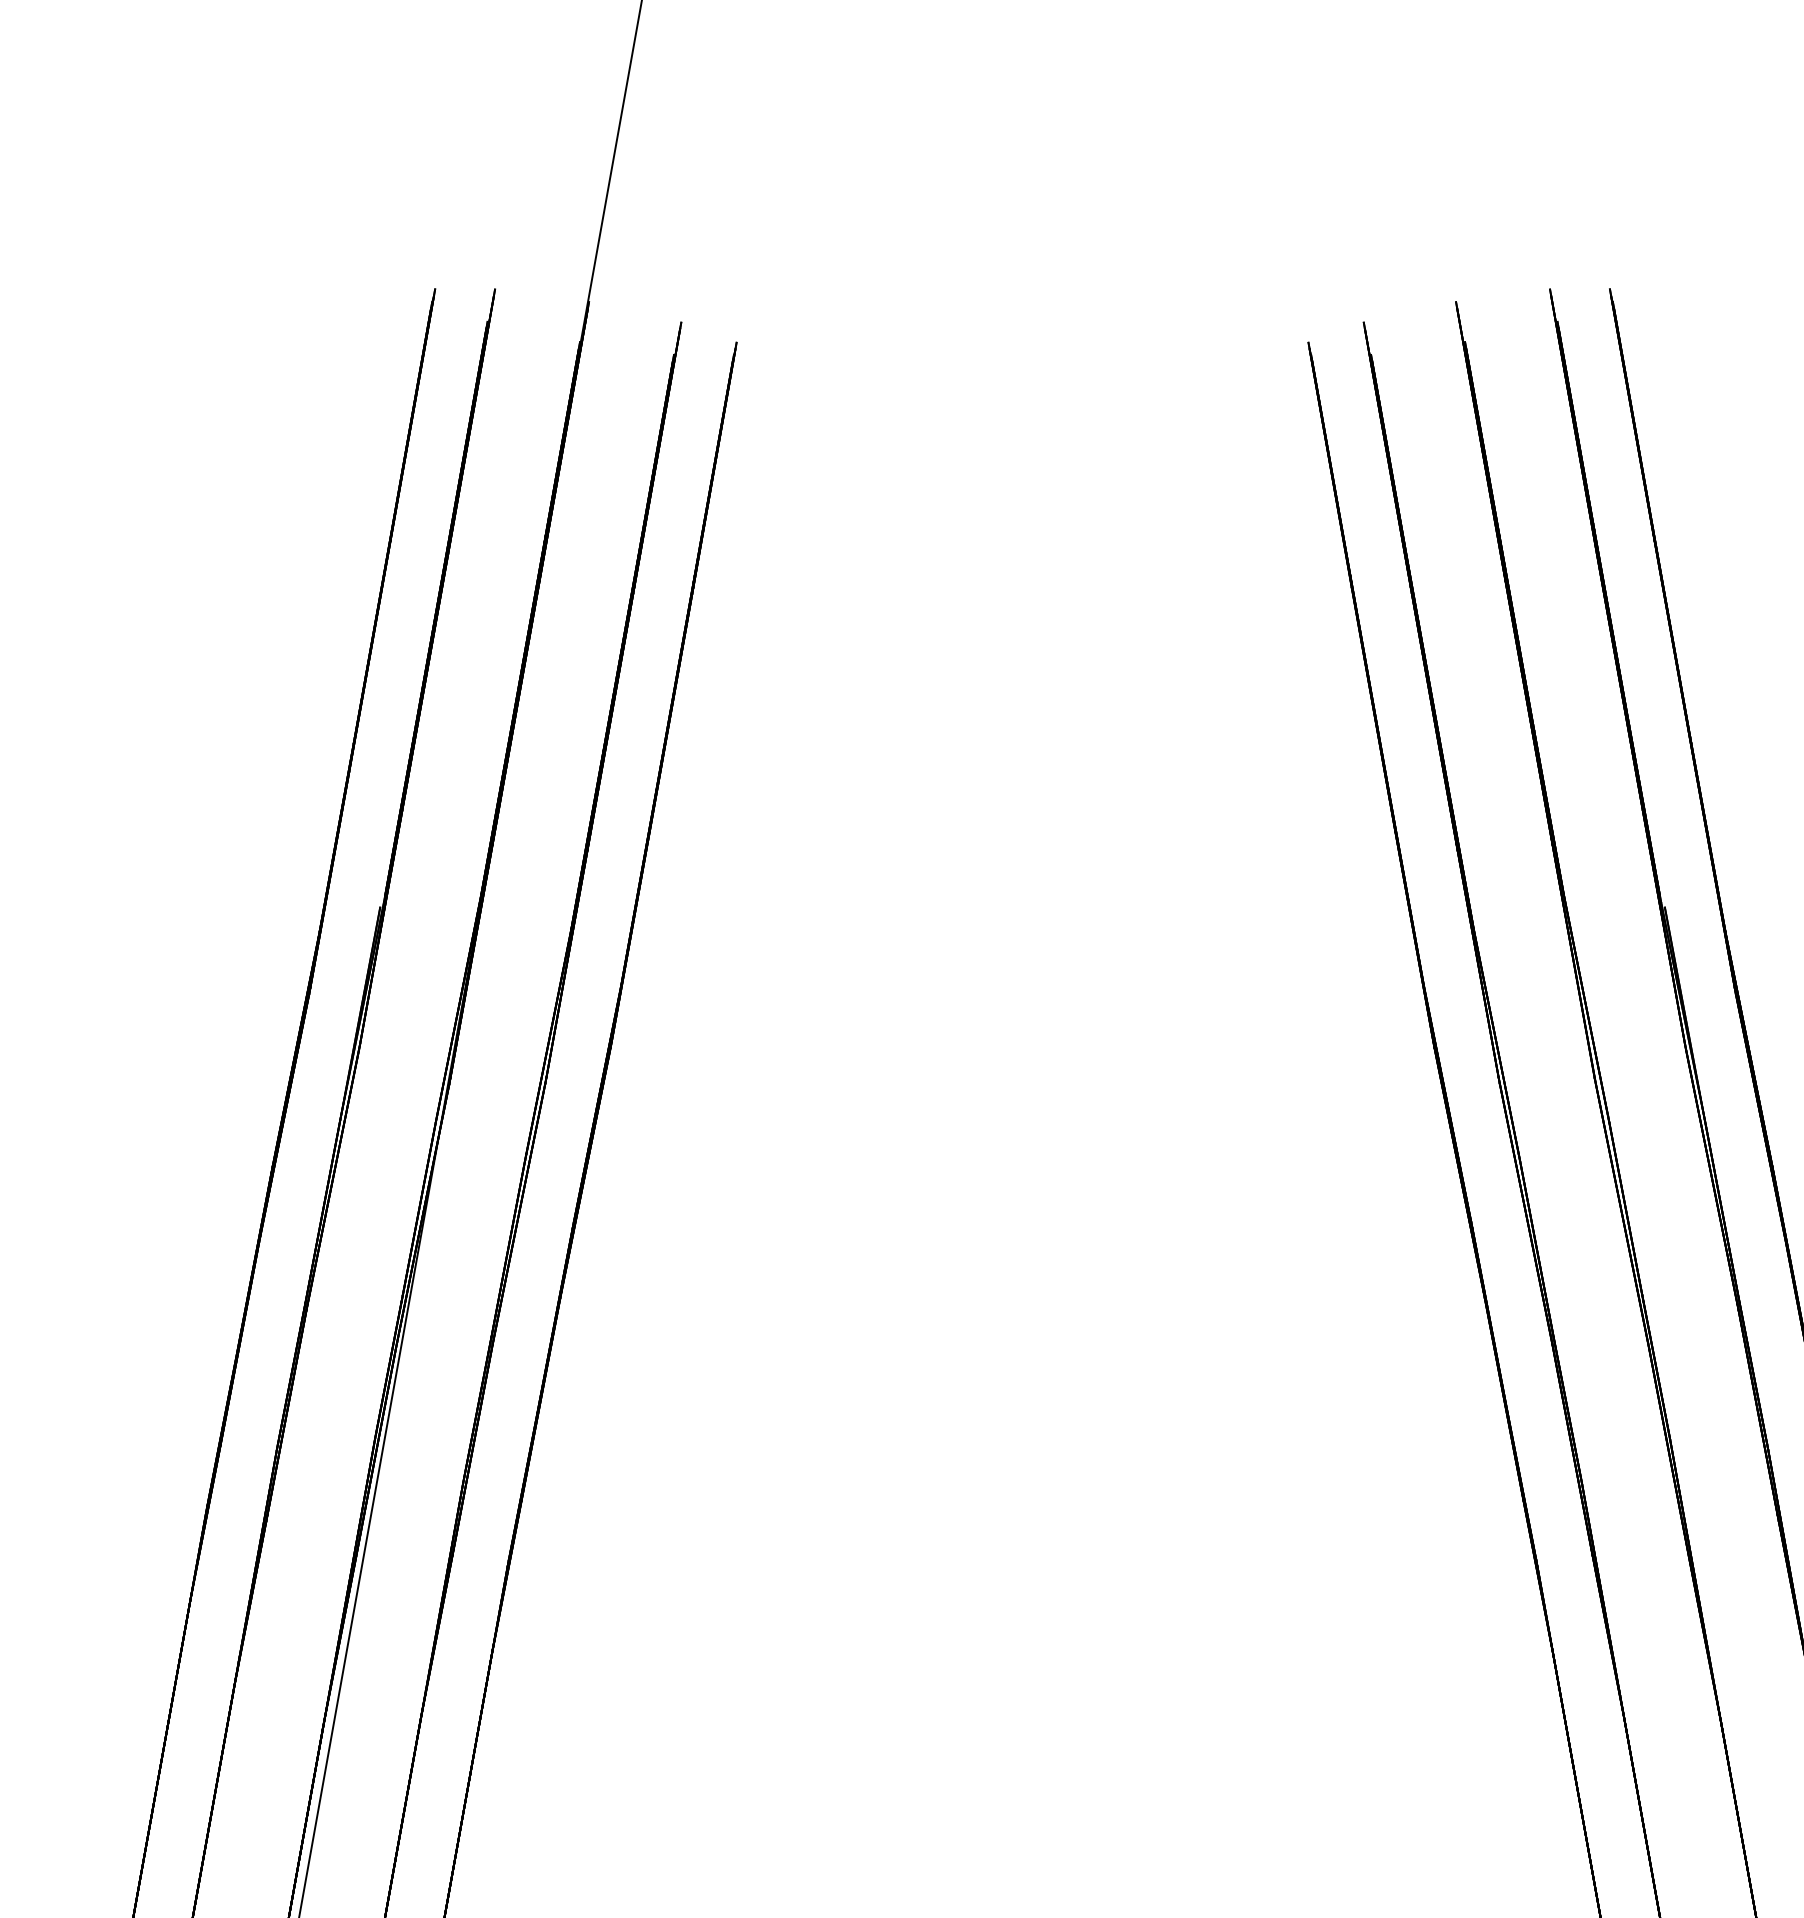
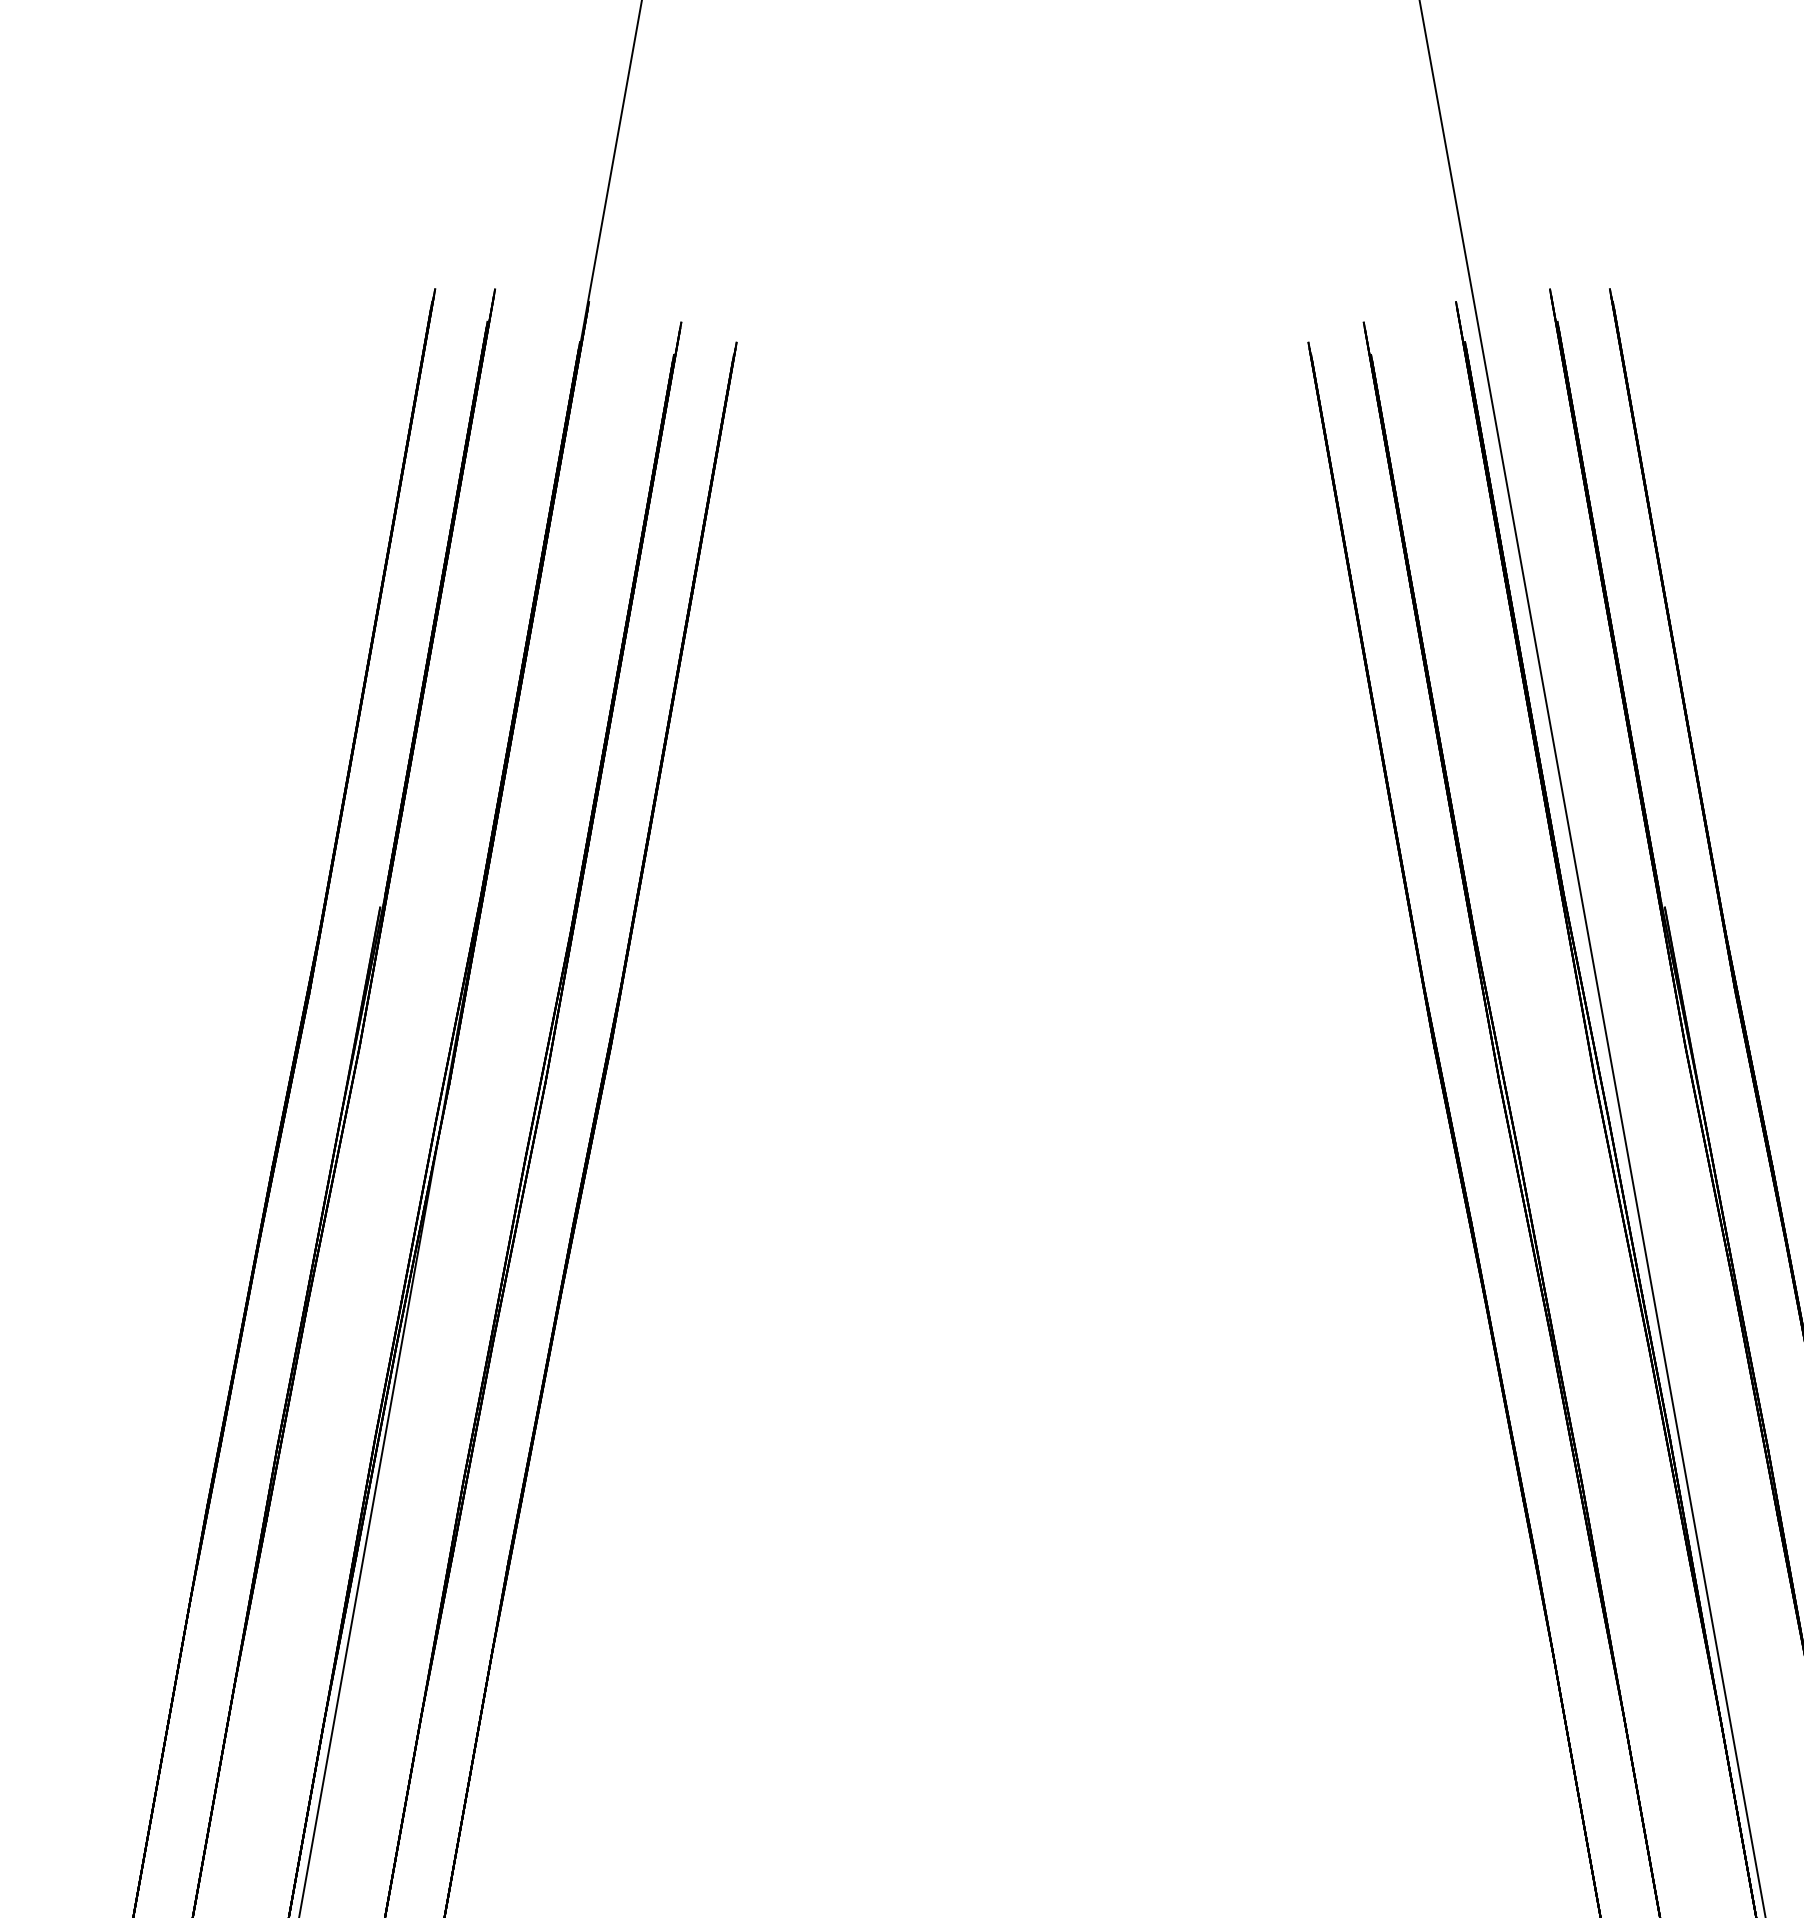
line: none -> present (1592, 958)
